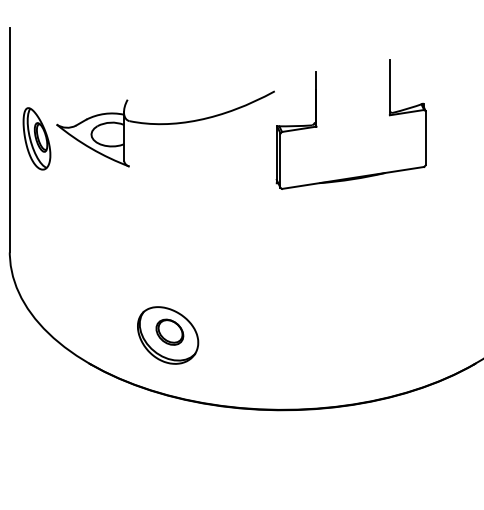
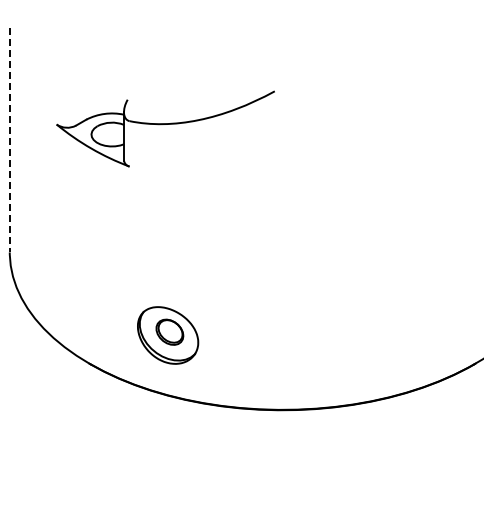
part: present -> none (317, 126)
part: present -> none (36, 138)
line: solid -> dashed (9, 140)
